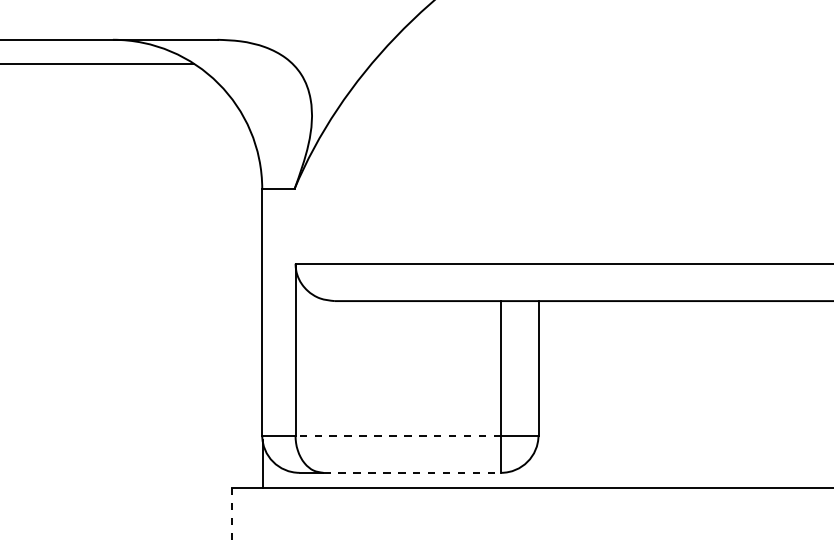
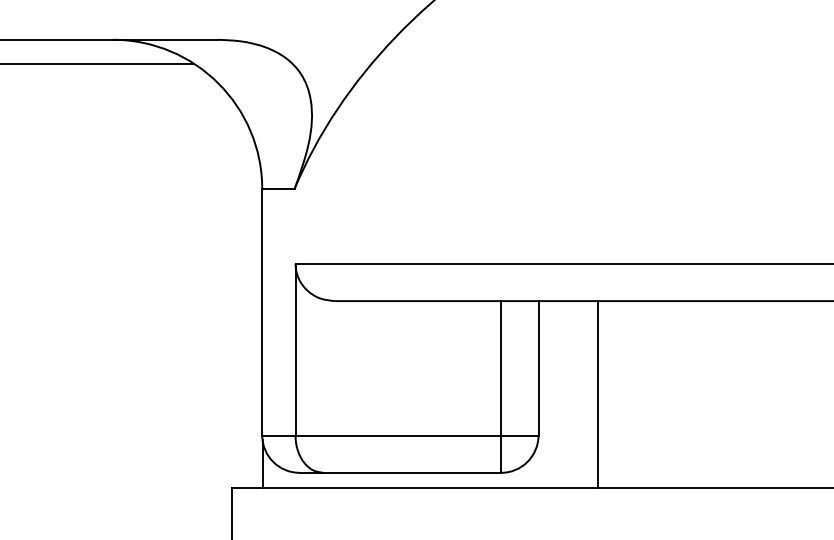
line: none -> present (598, 394)
line: dashed -> solid (398, 435)
line: dashed -> solid (412, 472)
line: dashed -> solid (232, 513)
